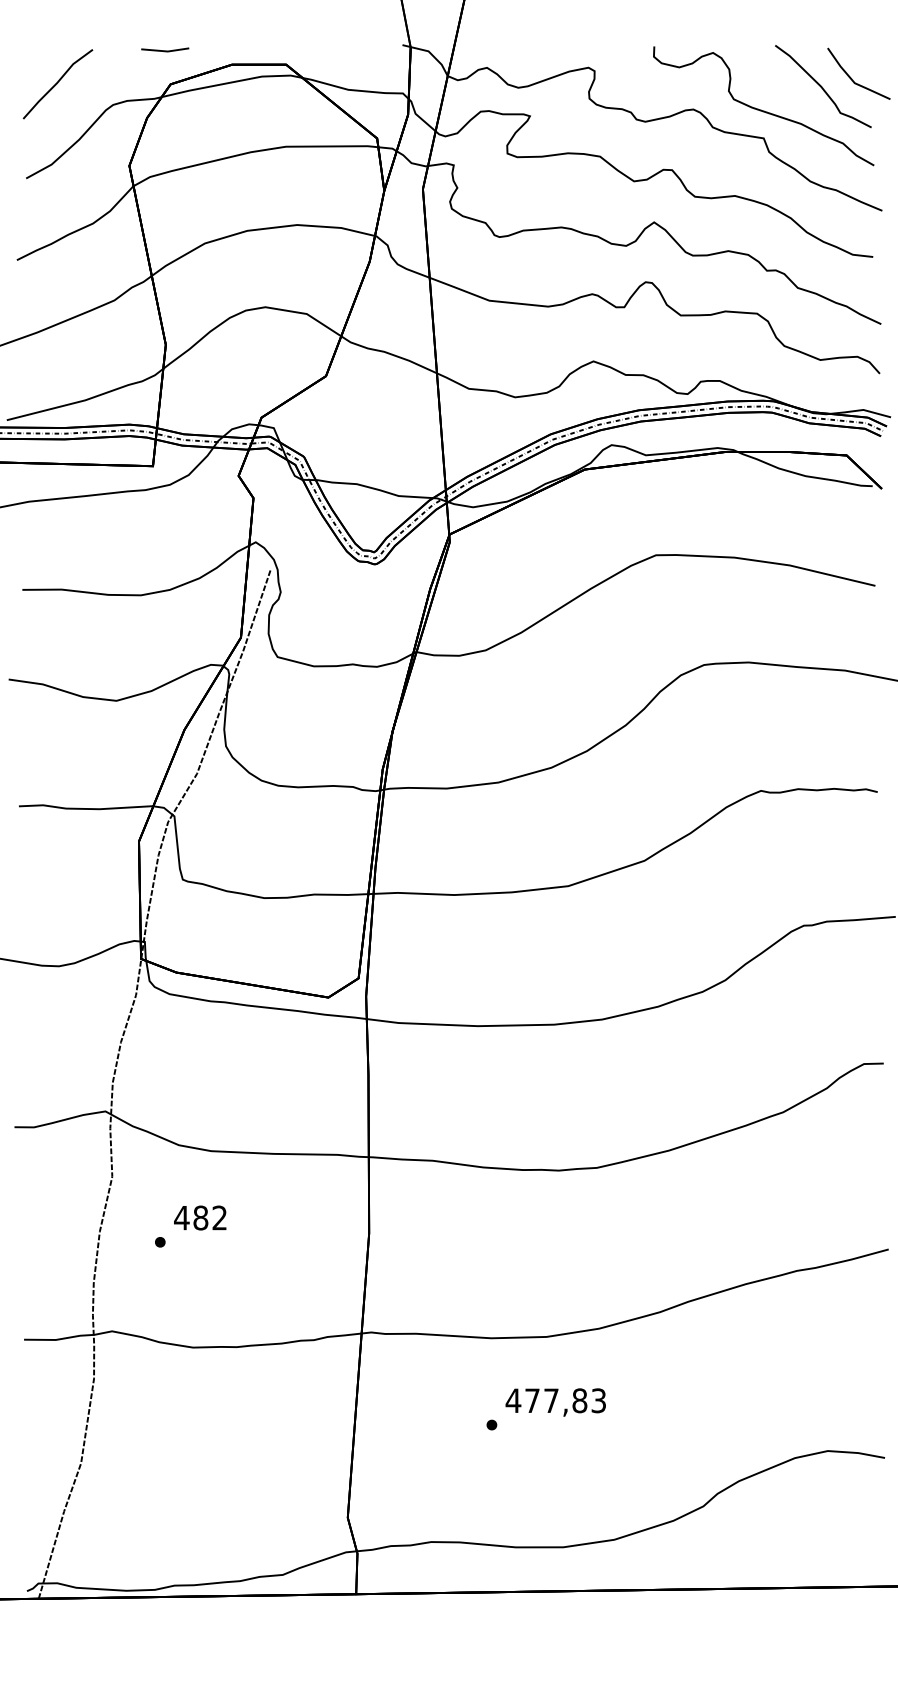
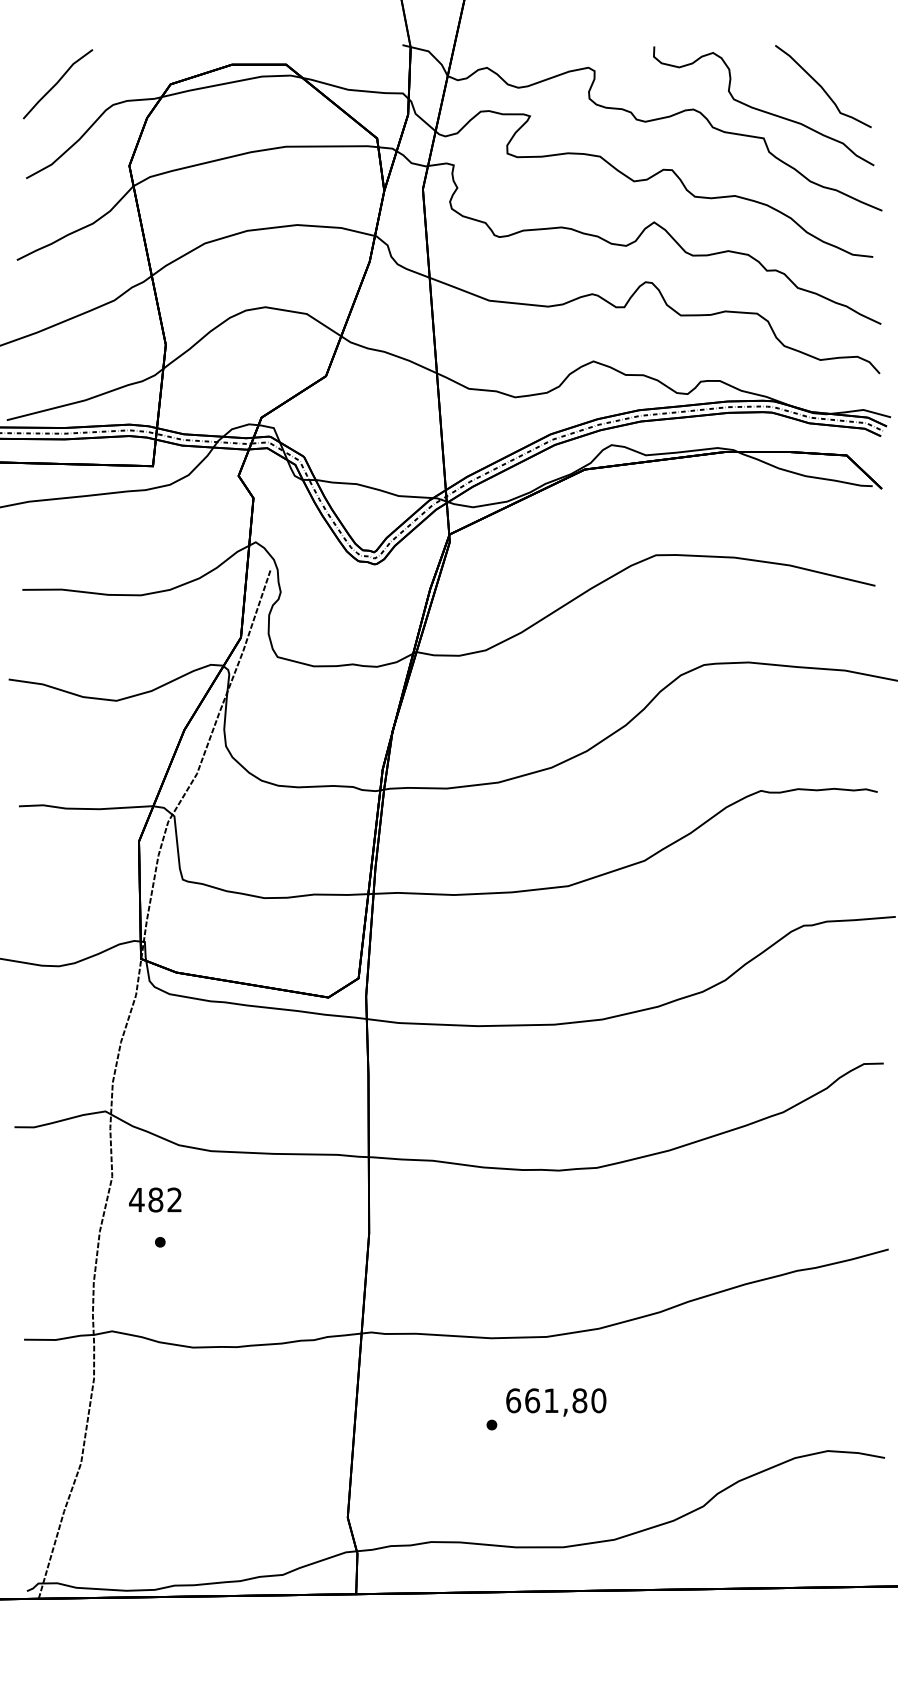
line: present -> none (165, 50)
line: present -> none (852, 78)
text position: (200, 1217) -> (155, 1199) (155, 1199)
text: 477,83 -> 661,80 (555, 1400)
